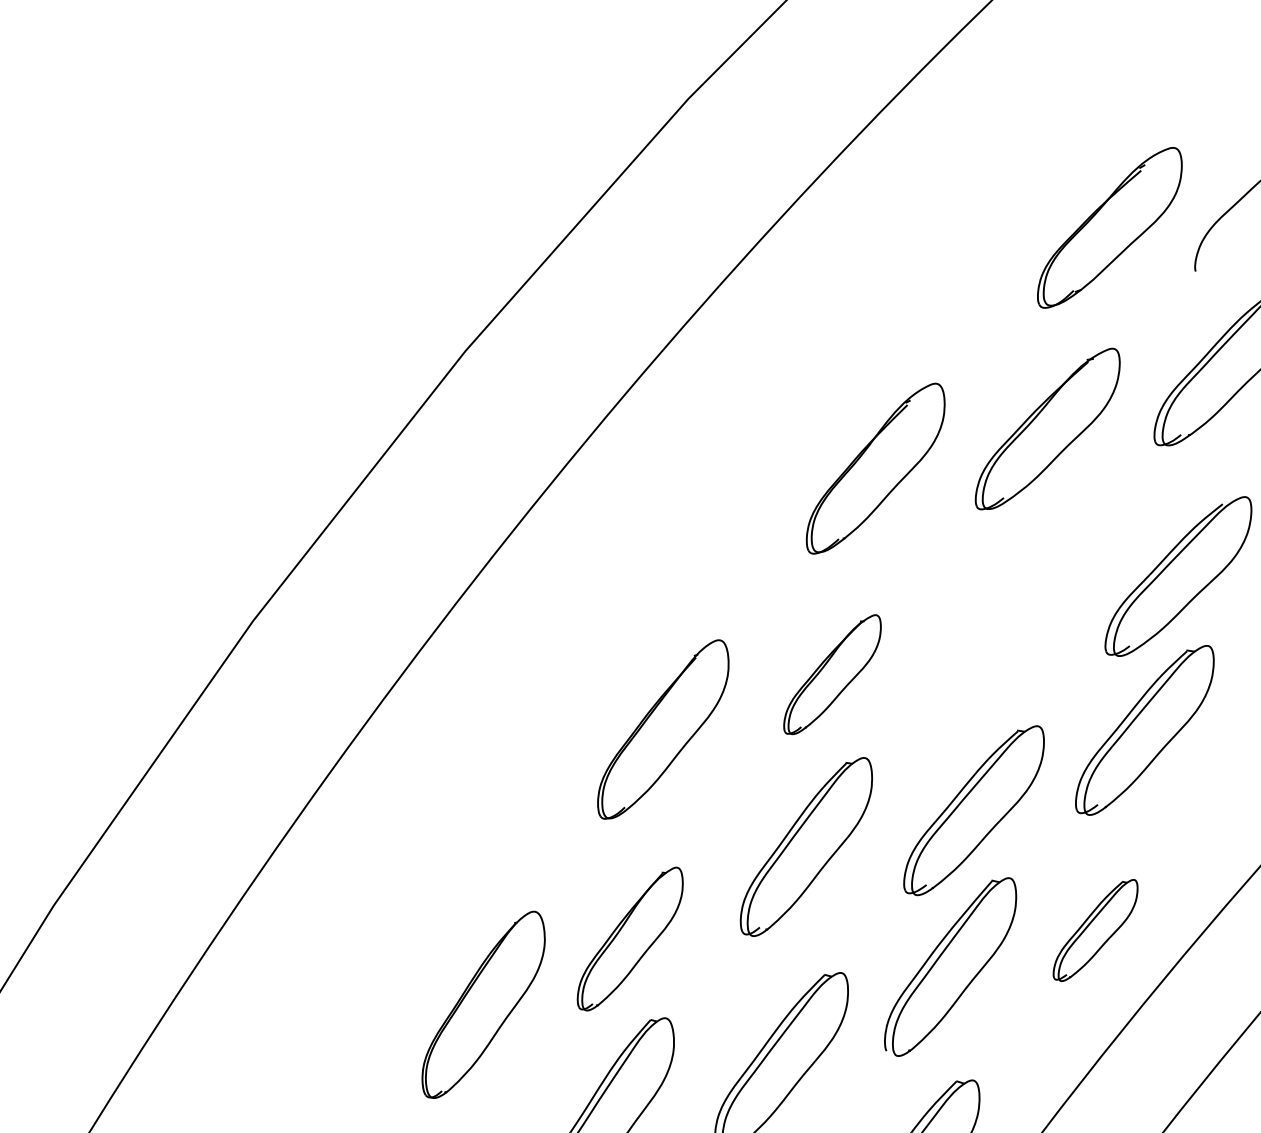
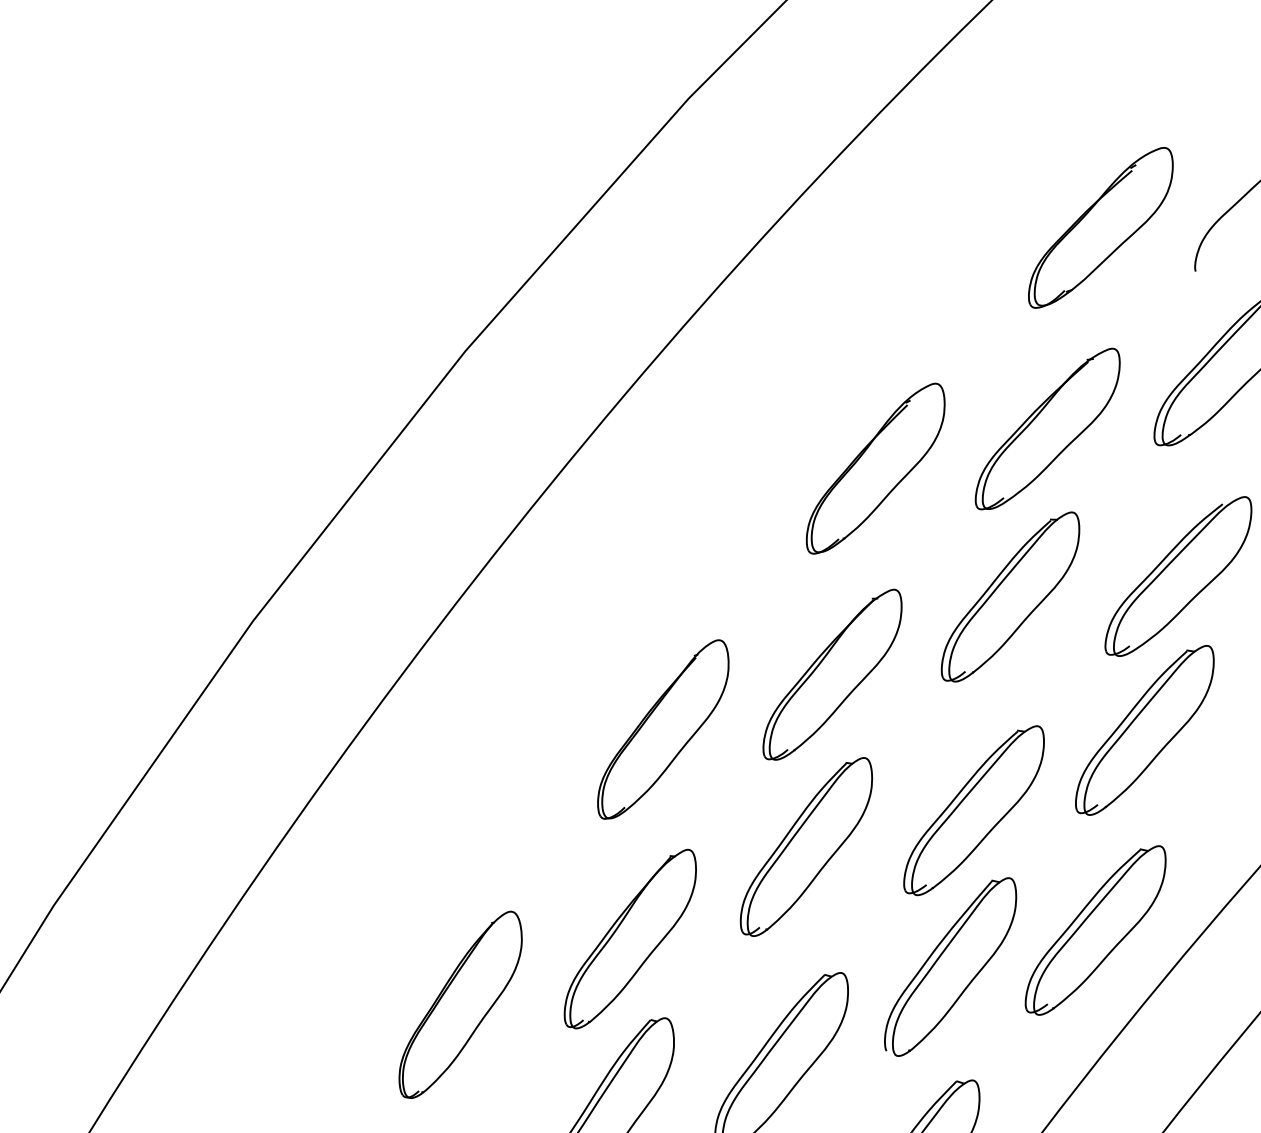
part position: (1109, 227) -> (1100, 227) (1100, 227)
part: none -> present (1010, 596)
part size: 99x122 px -> 141x173 px (832, 674)
part size: 87x103 px -> 143x171 px (1095, 930)
part size: 108x146 px -> 134x182 px (629, 938)
part position: (483, 1004) -> (460, 1004) (460, 1004)
